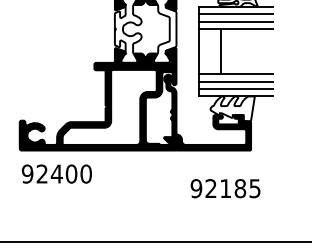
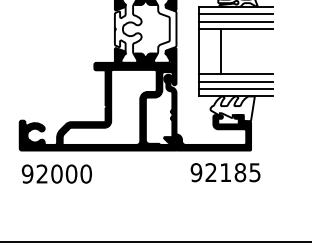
text: 92400 -> 92000 (56, 173)
text position: (225, 188) -> (225, 172) (225, 172)
